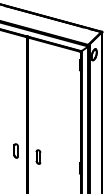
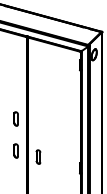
part: none -> present (15, 118)
